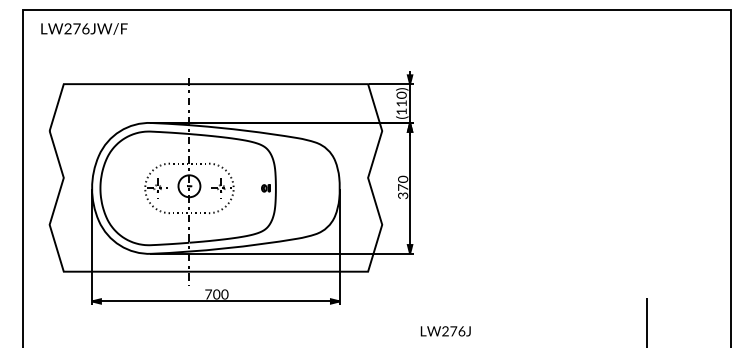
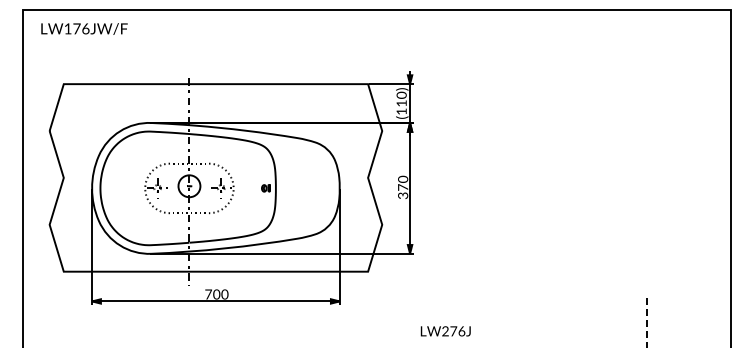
text: LW276JW/F -> LW176JW/F (67, 28)
line: solid -> dashed (647, 323)
